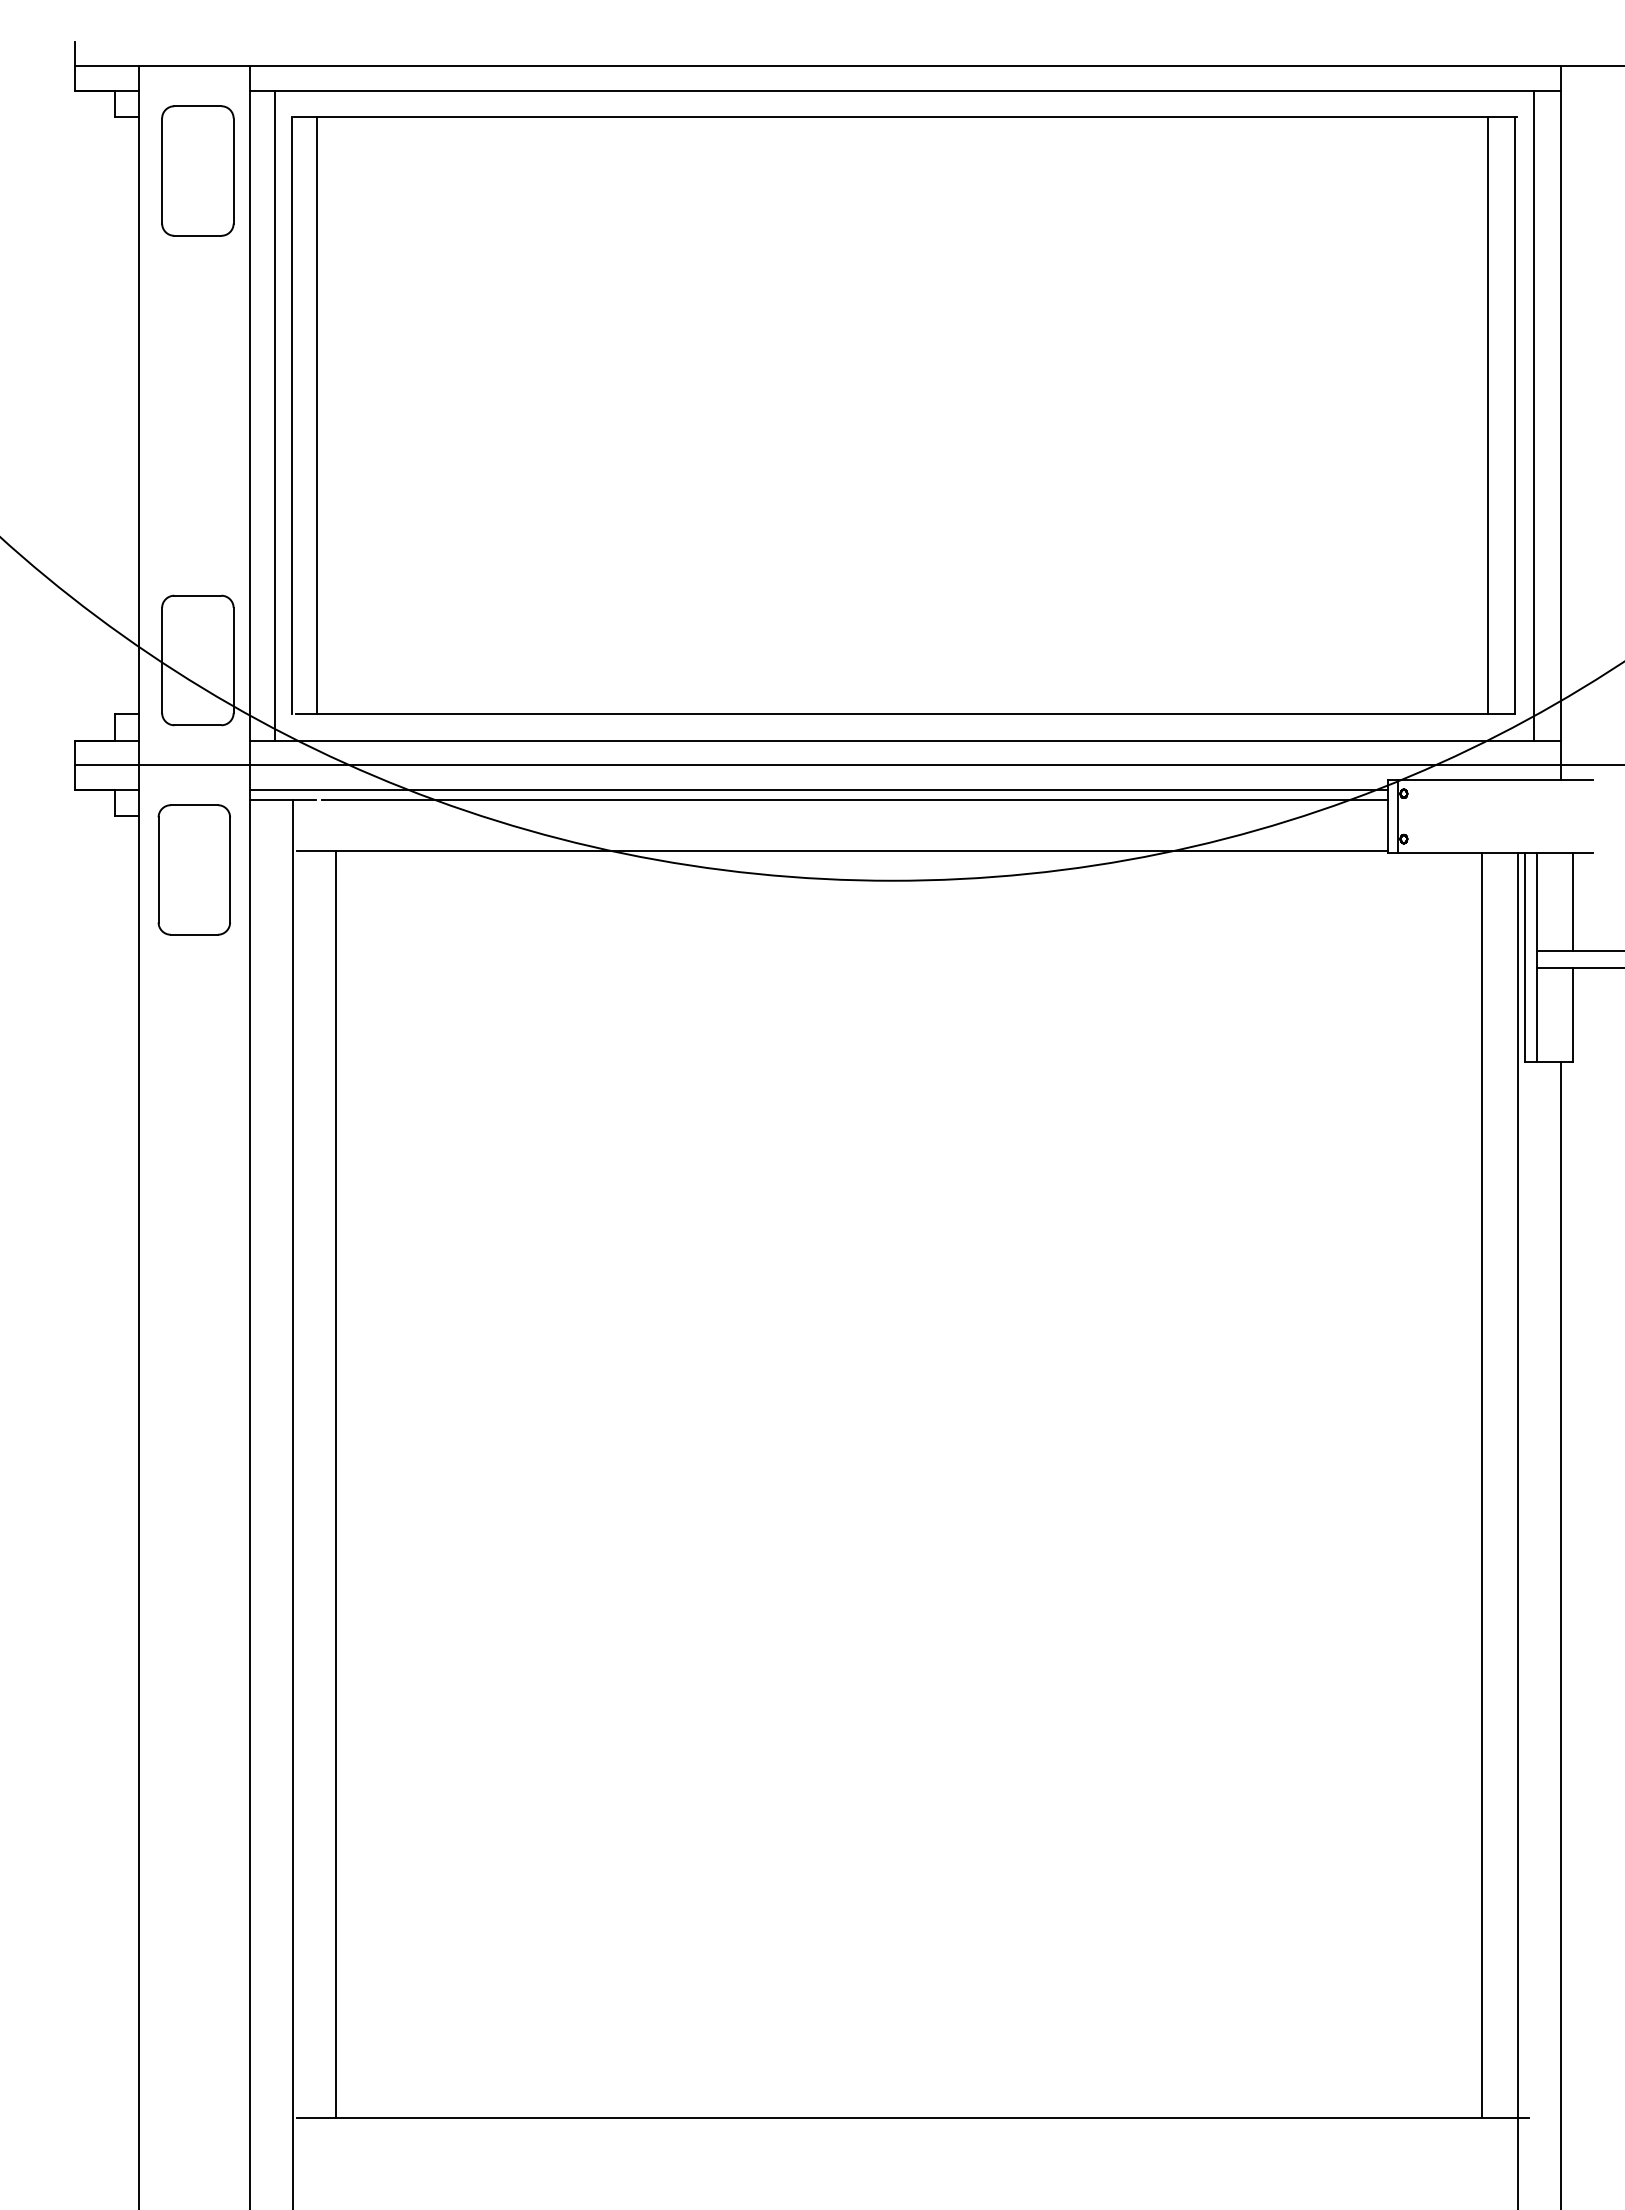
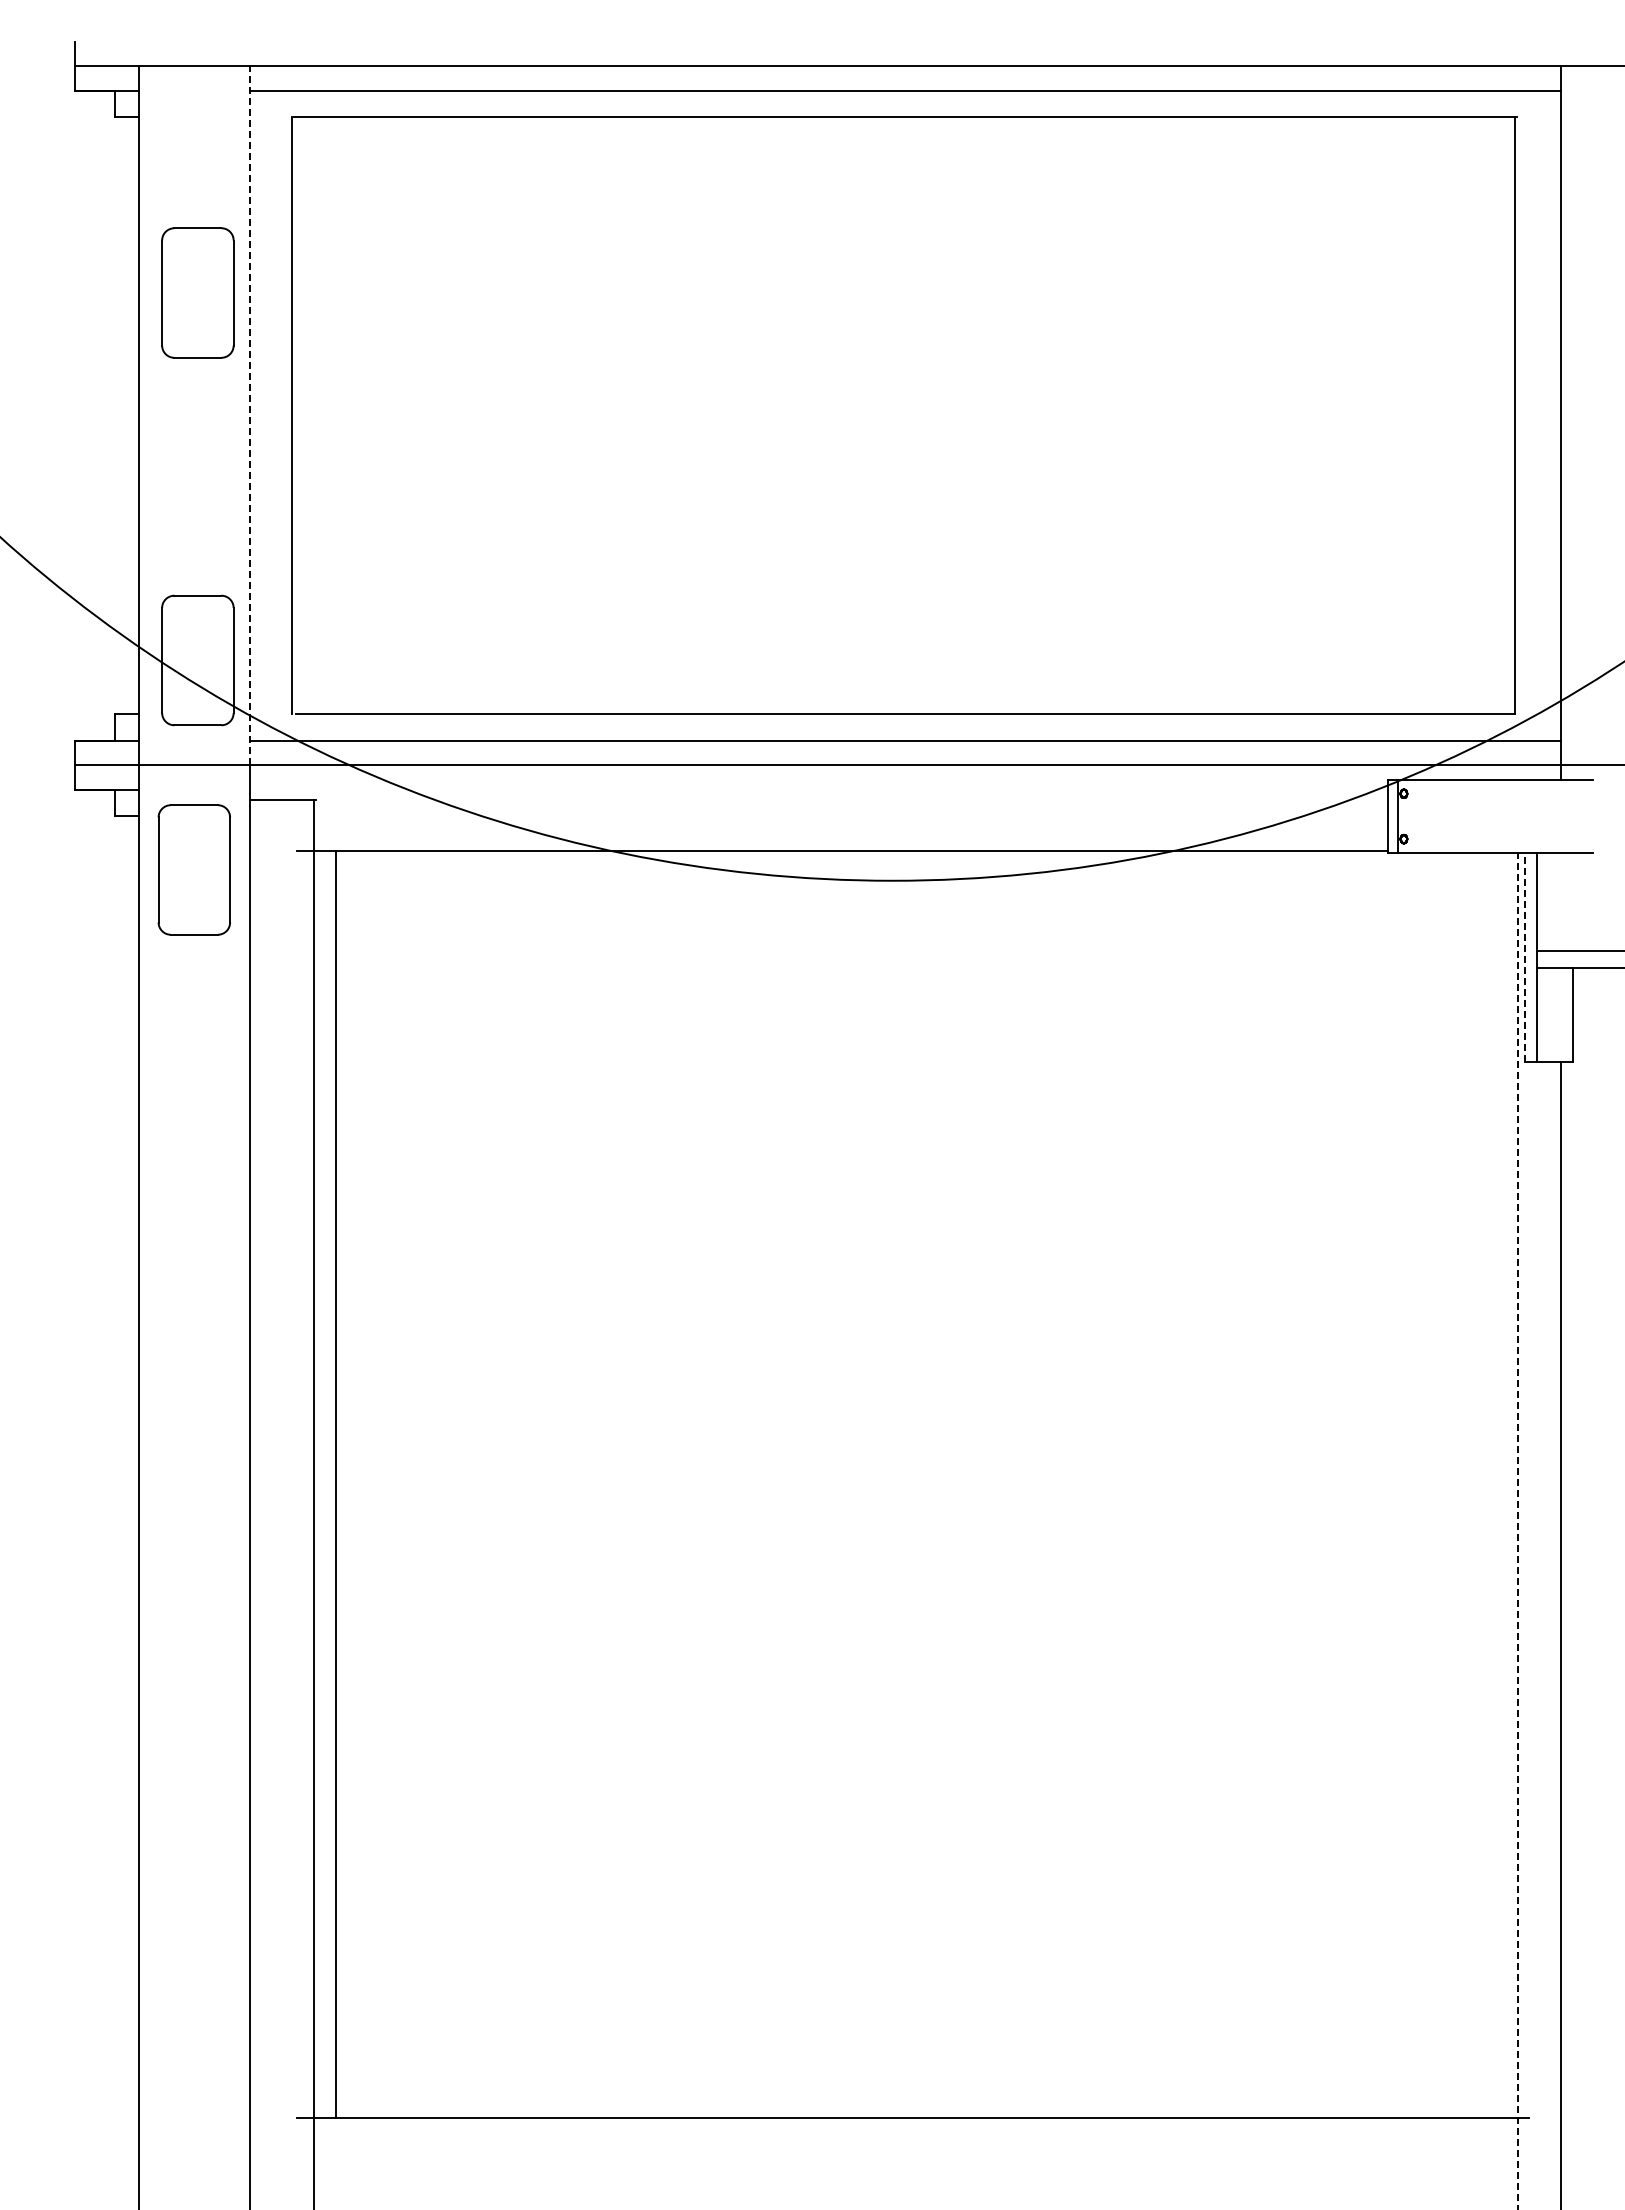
part position: (197, 170) -> (197, 292) (197, 292)
line: solid -> dashed (249, 415)
line: present -> none (274, 415)
line: present -> none (317, 415)
line: present -> none (1488, 415)
line: present -> none (1534, 415)
line: present -> none (818, 789)
line: present -> none (854, 799)
line: present -> none (1572, 902)
line: solid -> dashed (1525, 957)
line: present -> none (1482, 1485)
line position: (293, 1502) -> (314, 1502) (314, 1502)
line: solid -> dashed (1517, 1531)
